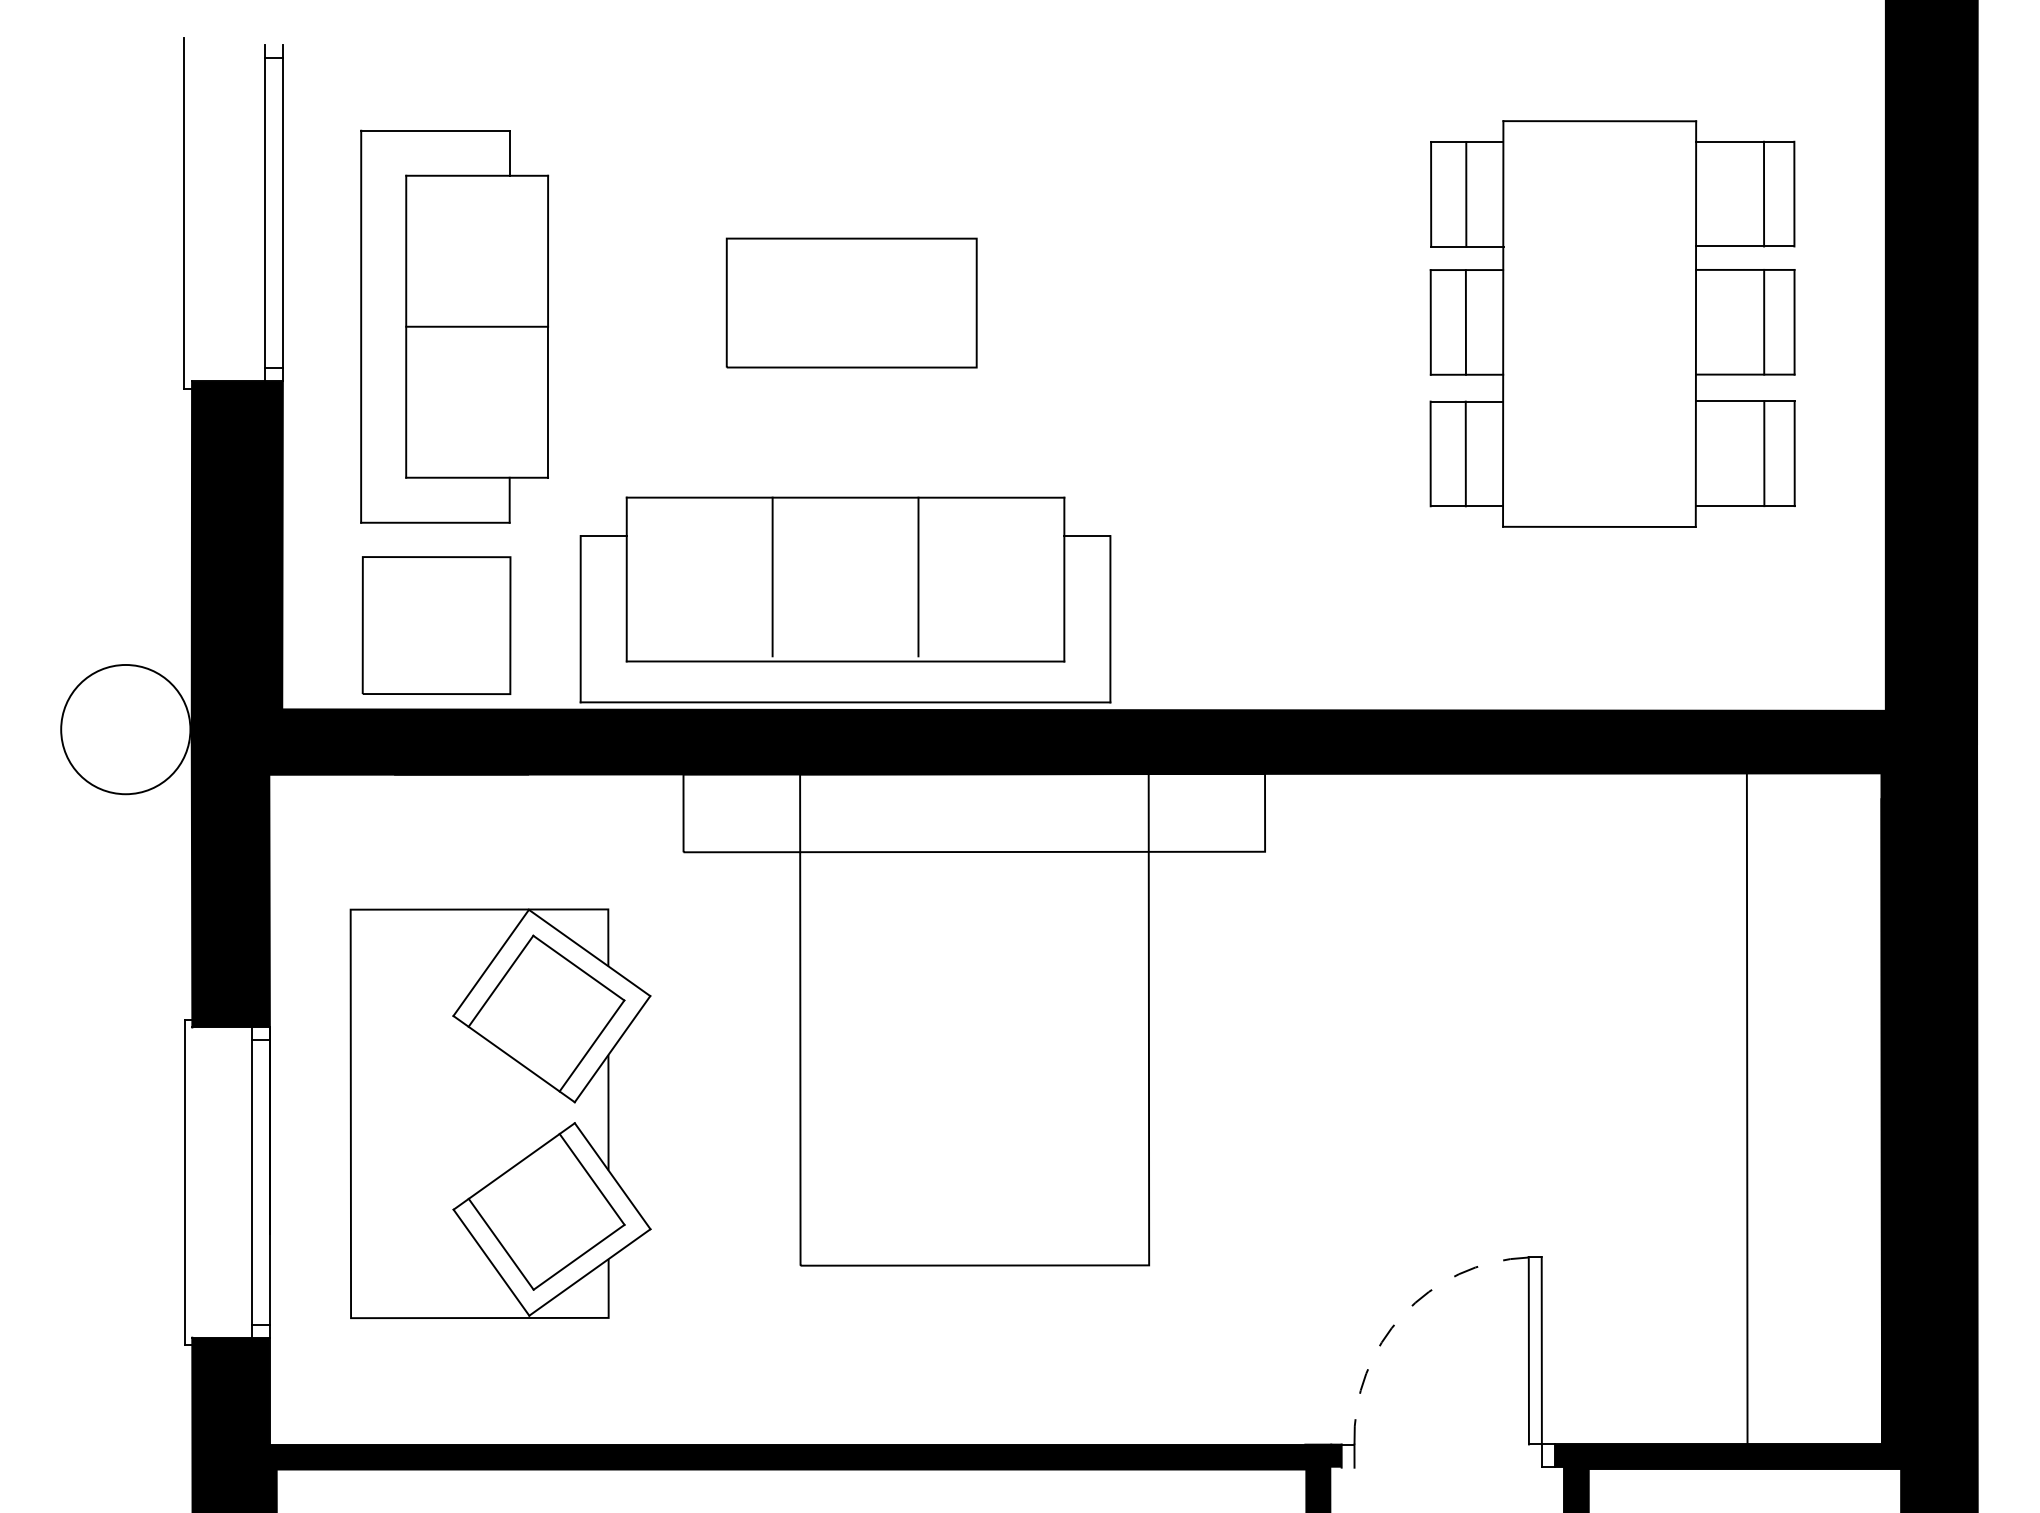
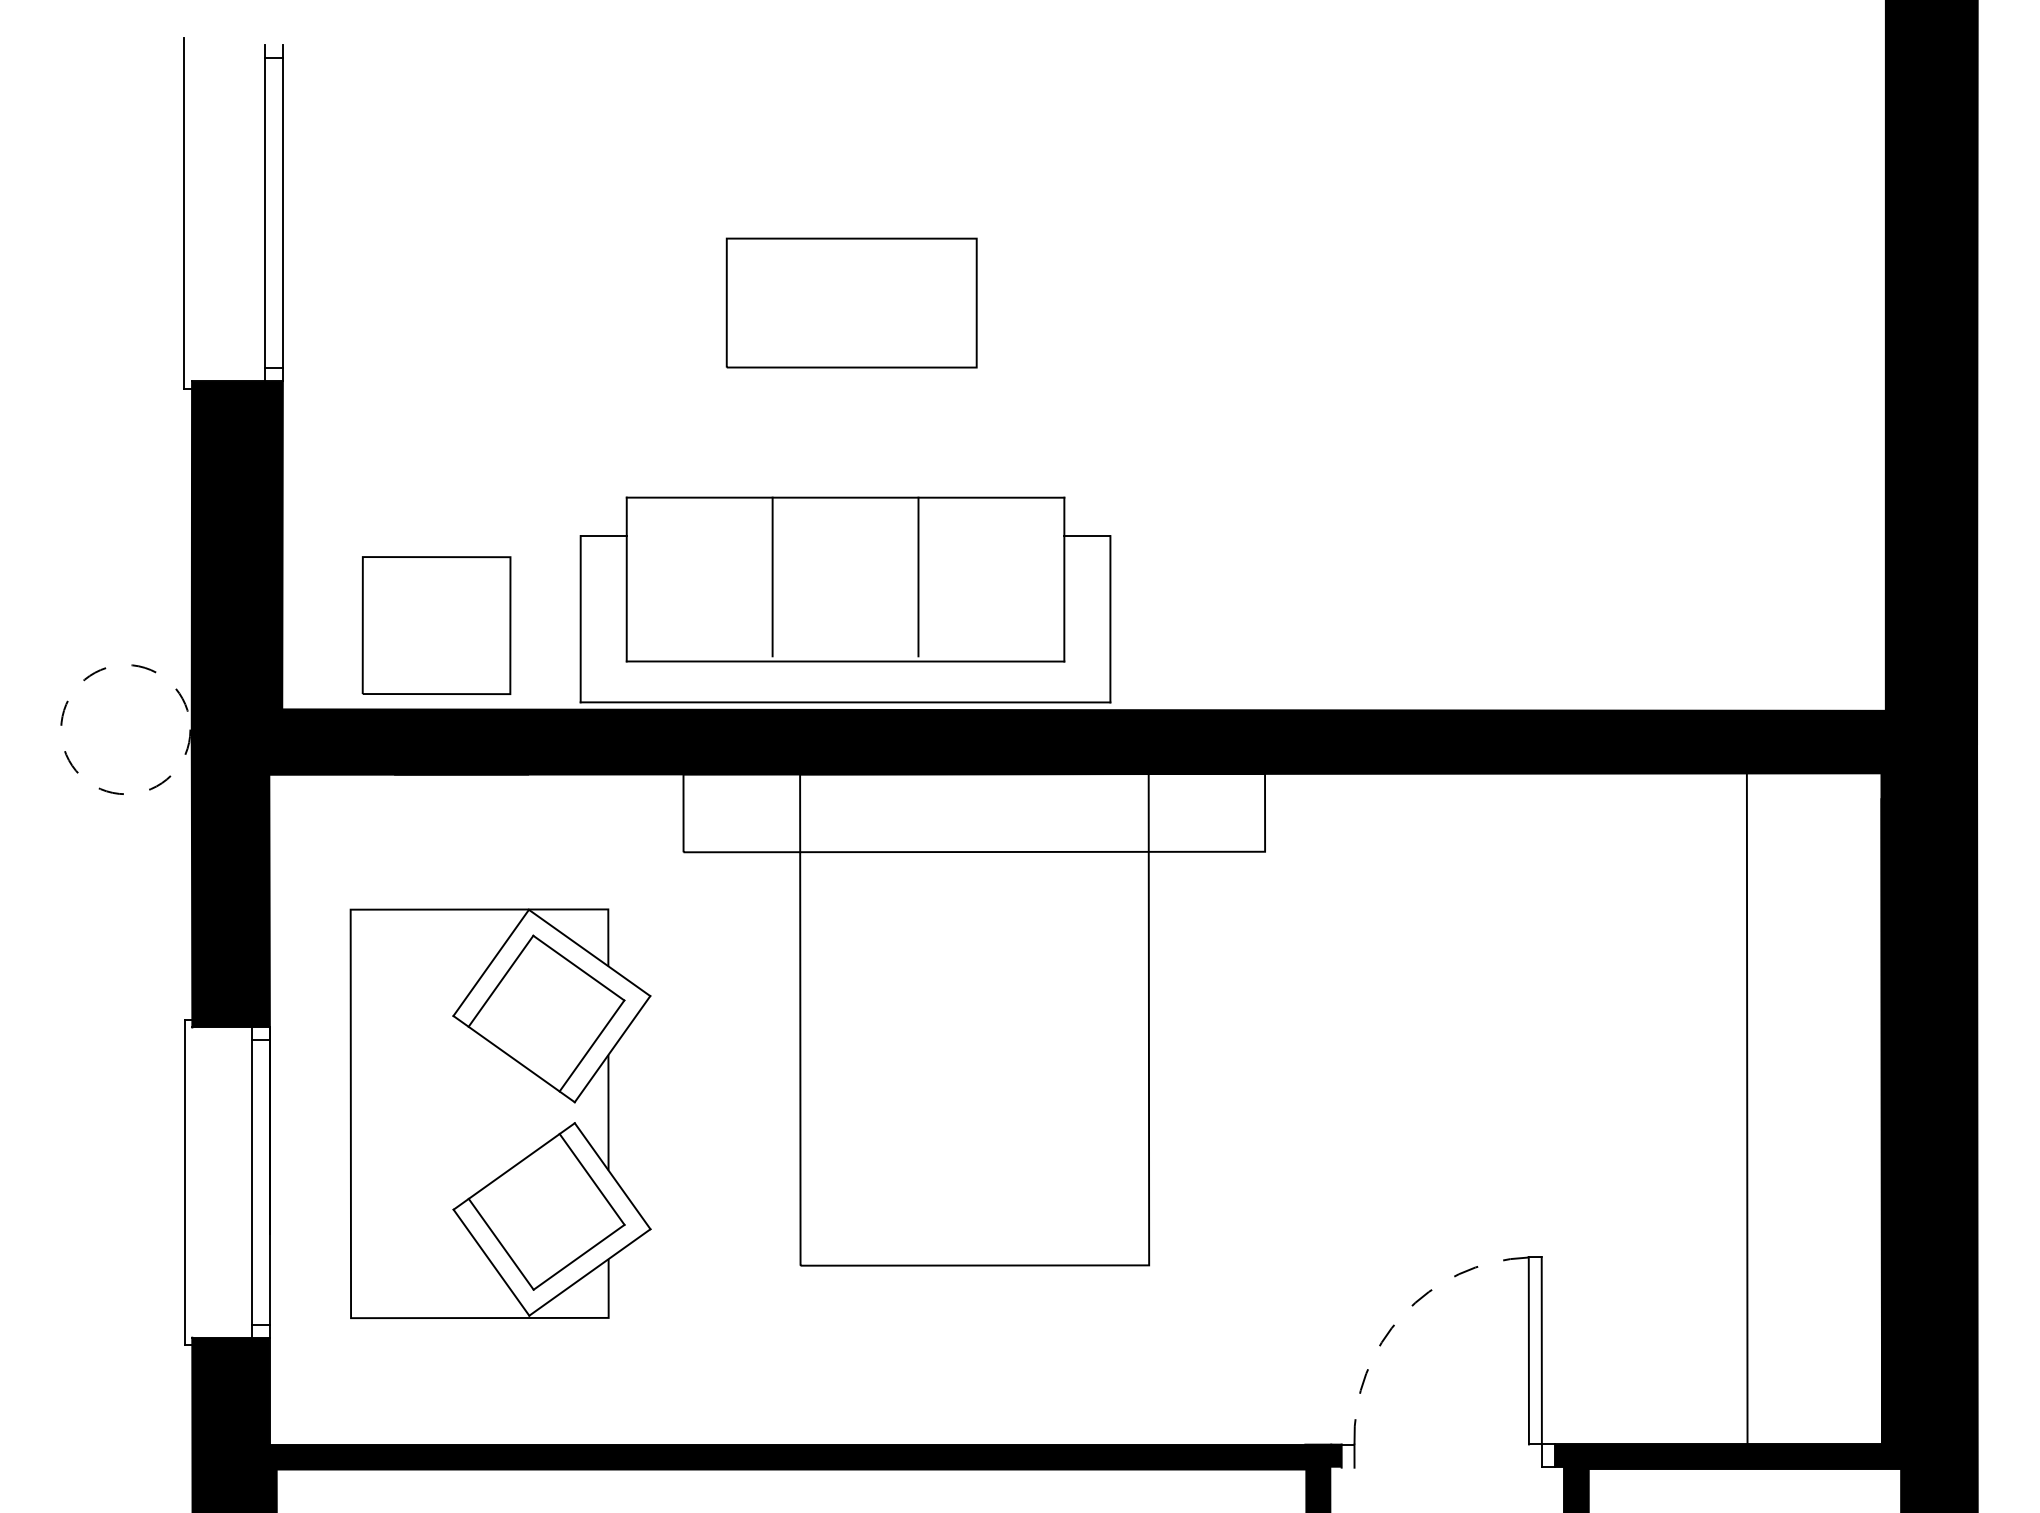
part: present -> none (1612, 323)
part: present -> none (454, 326)
circle: solid -> dashed (125, 729)
